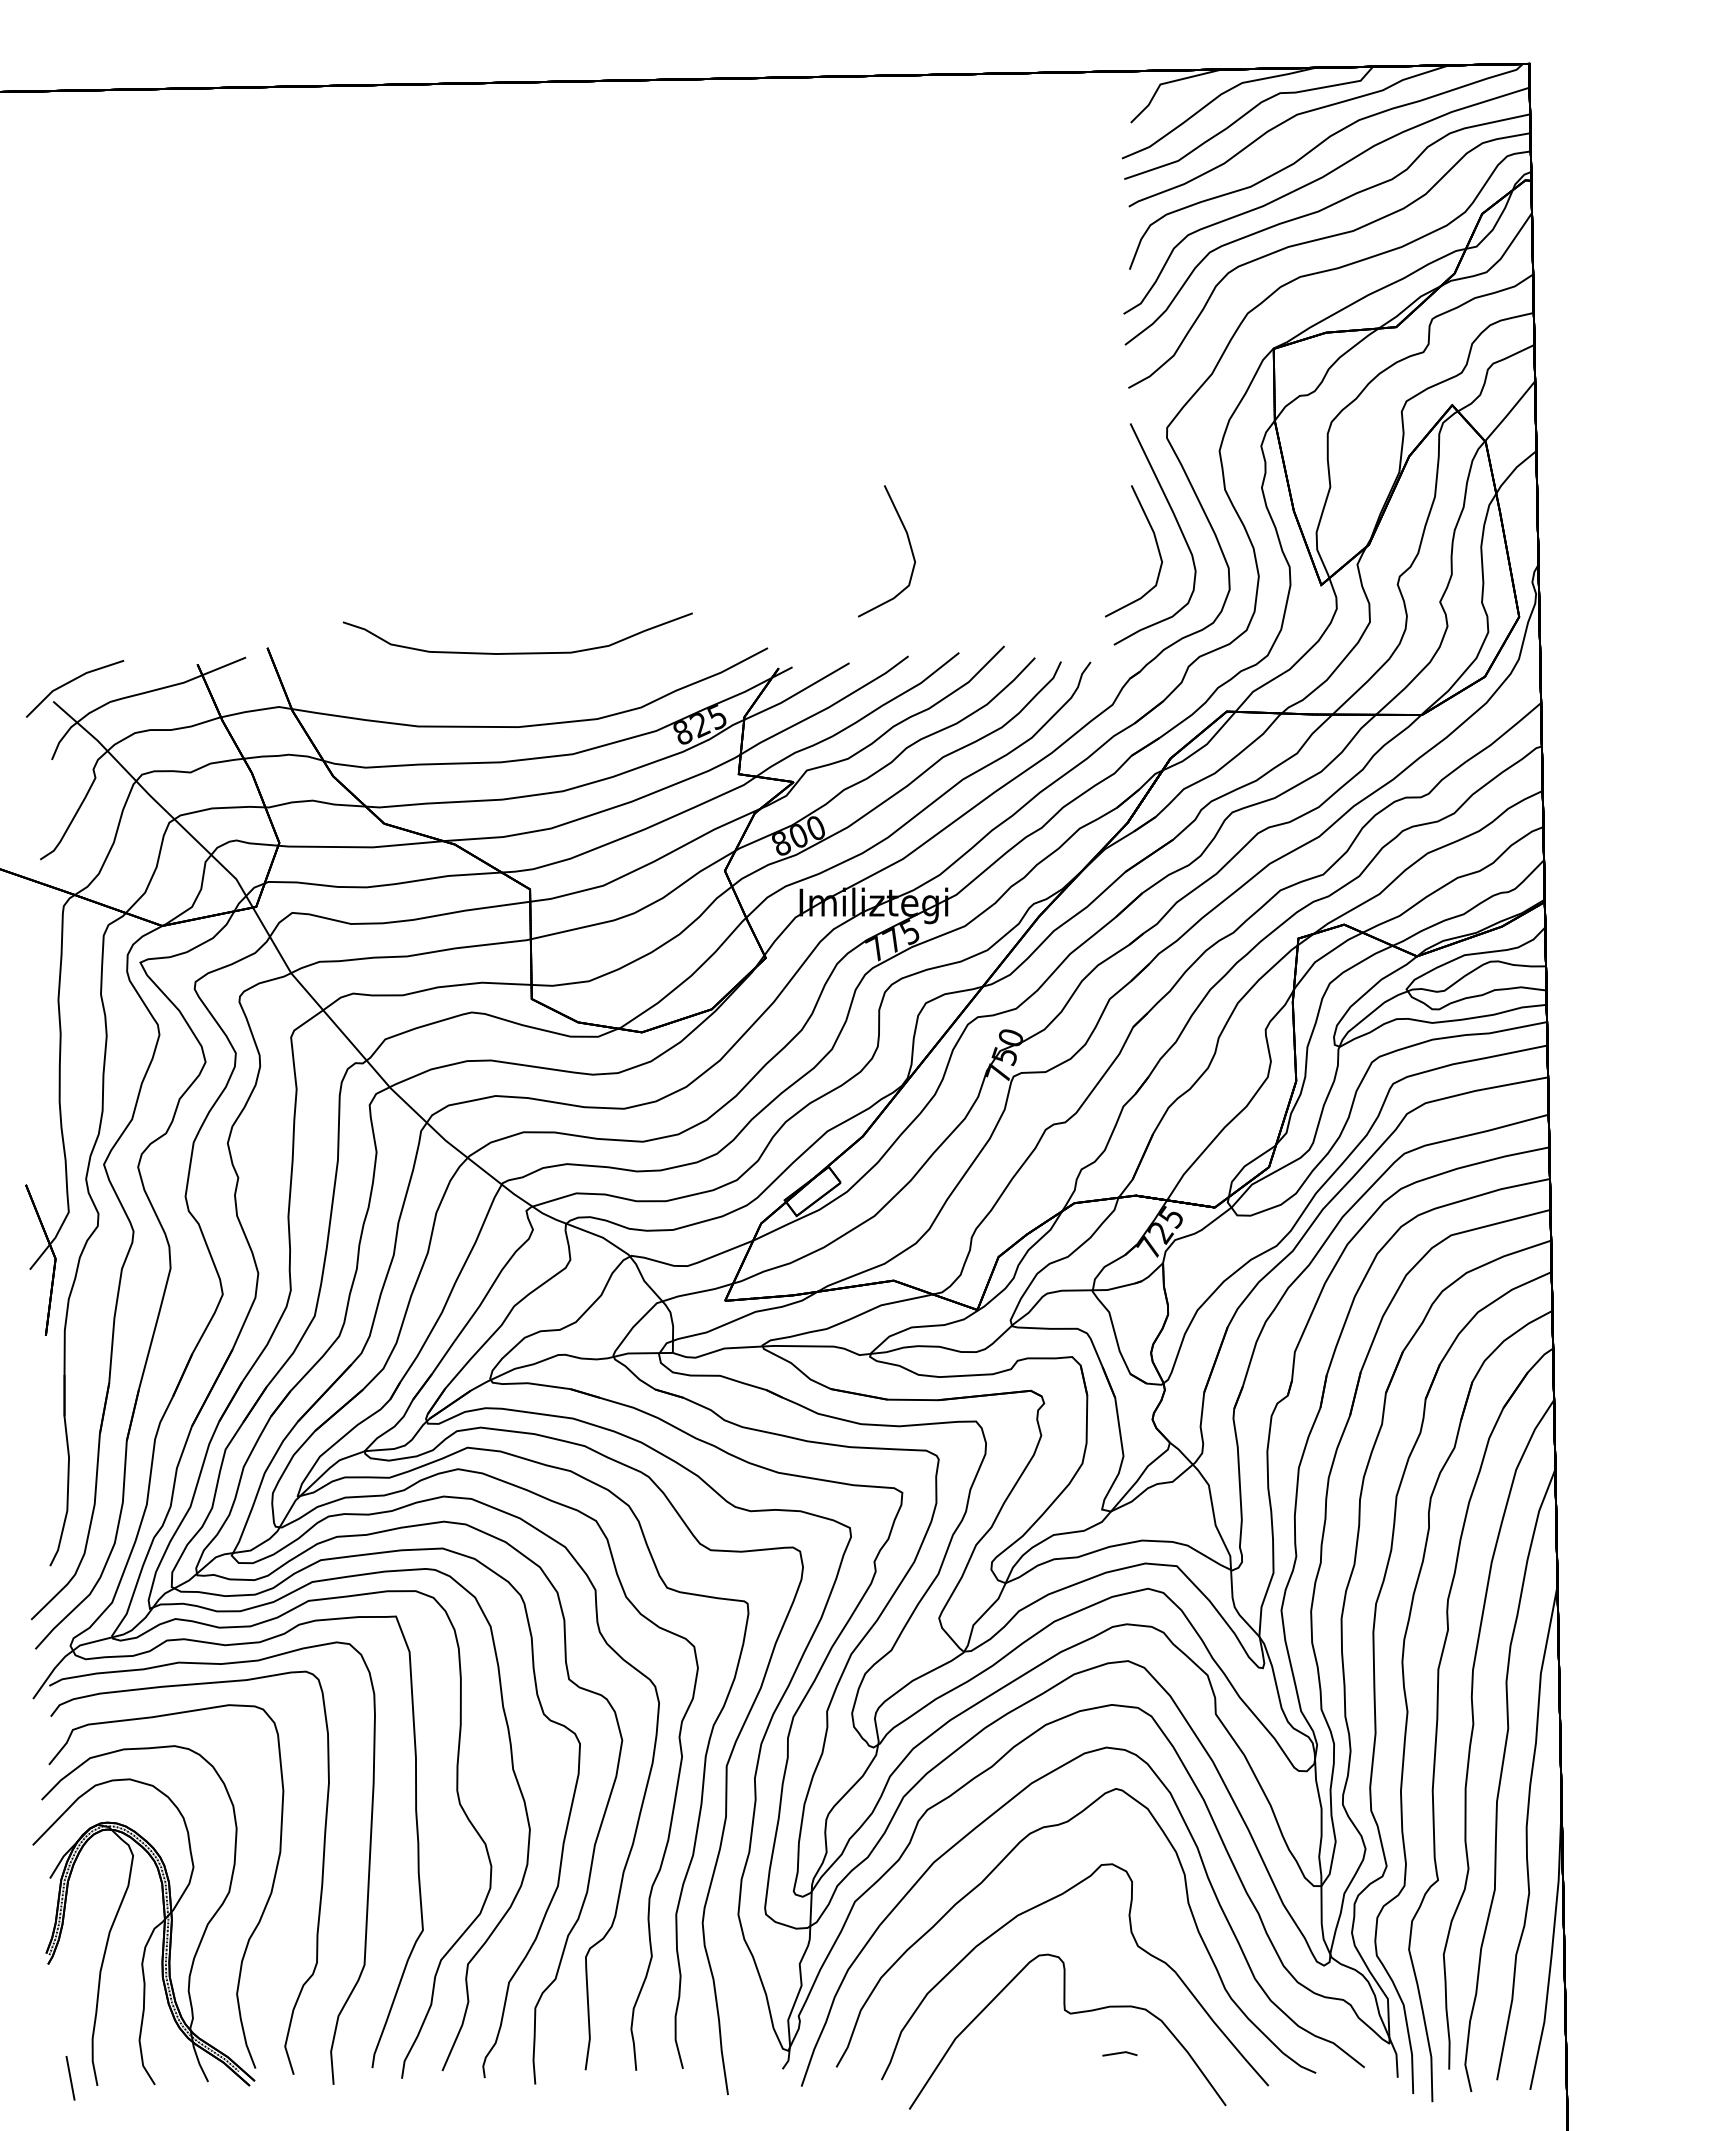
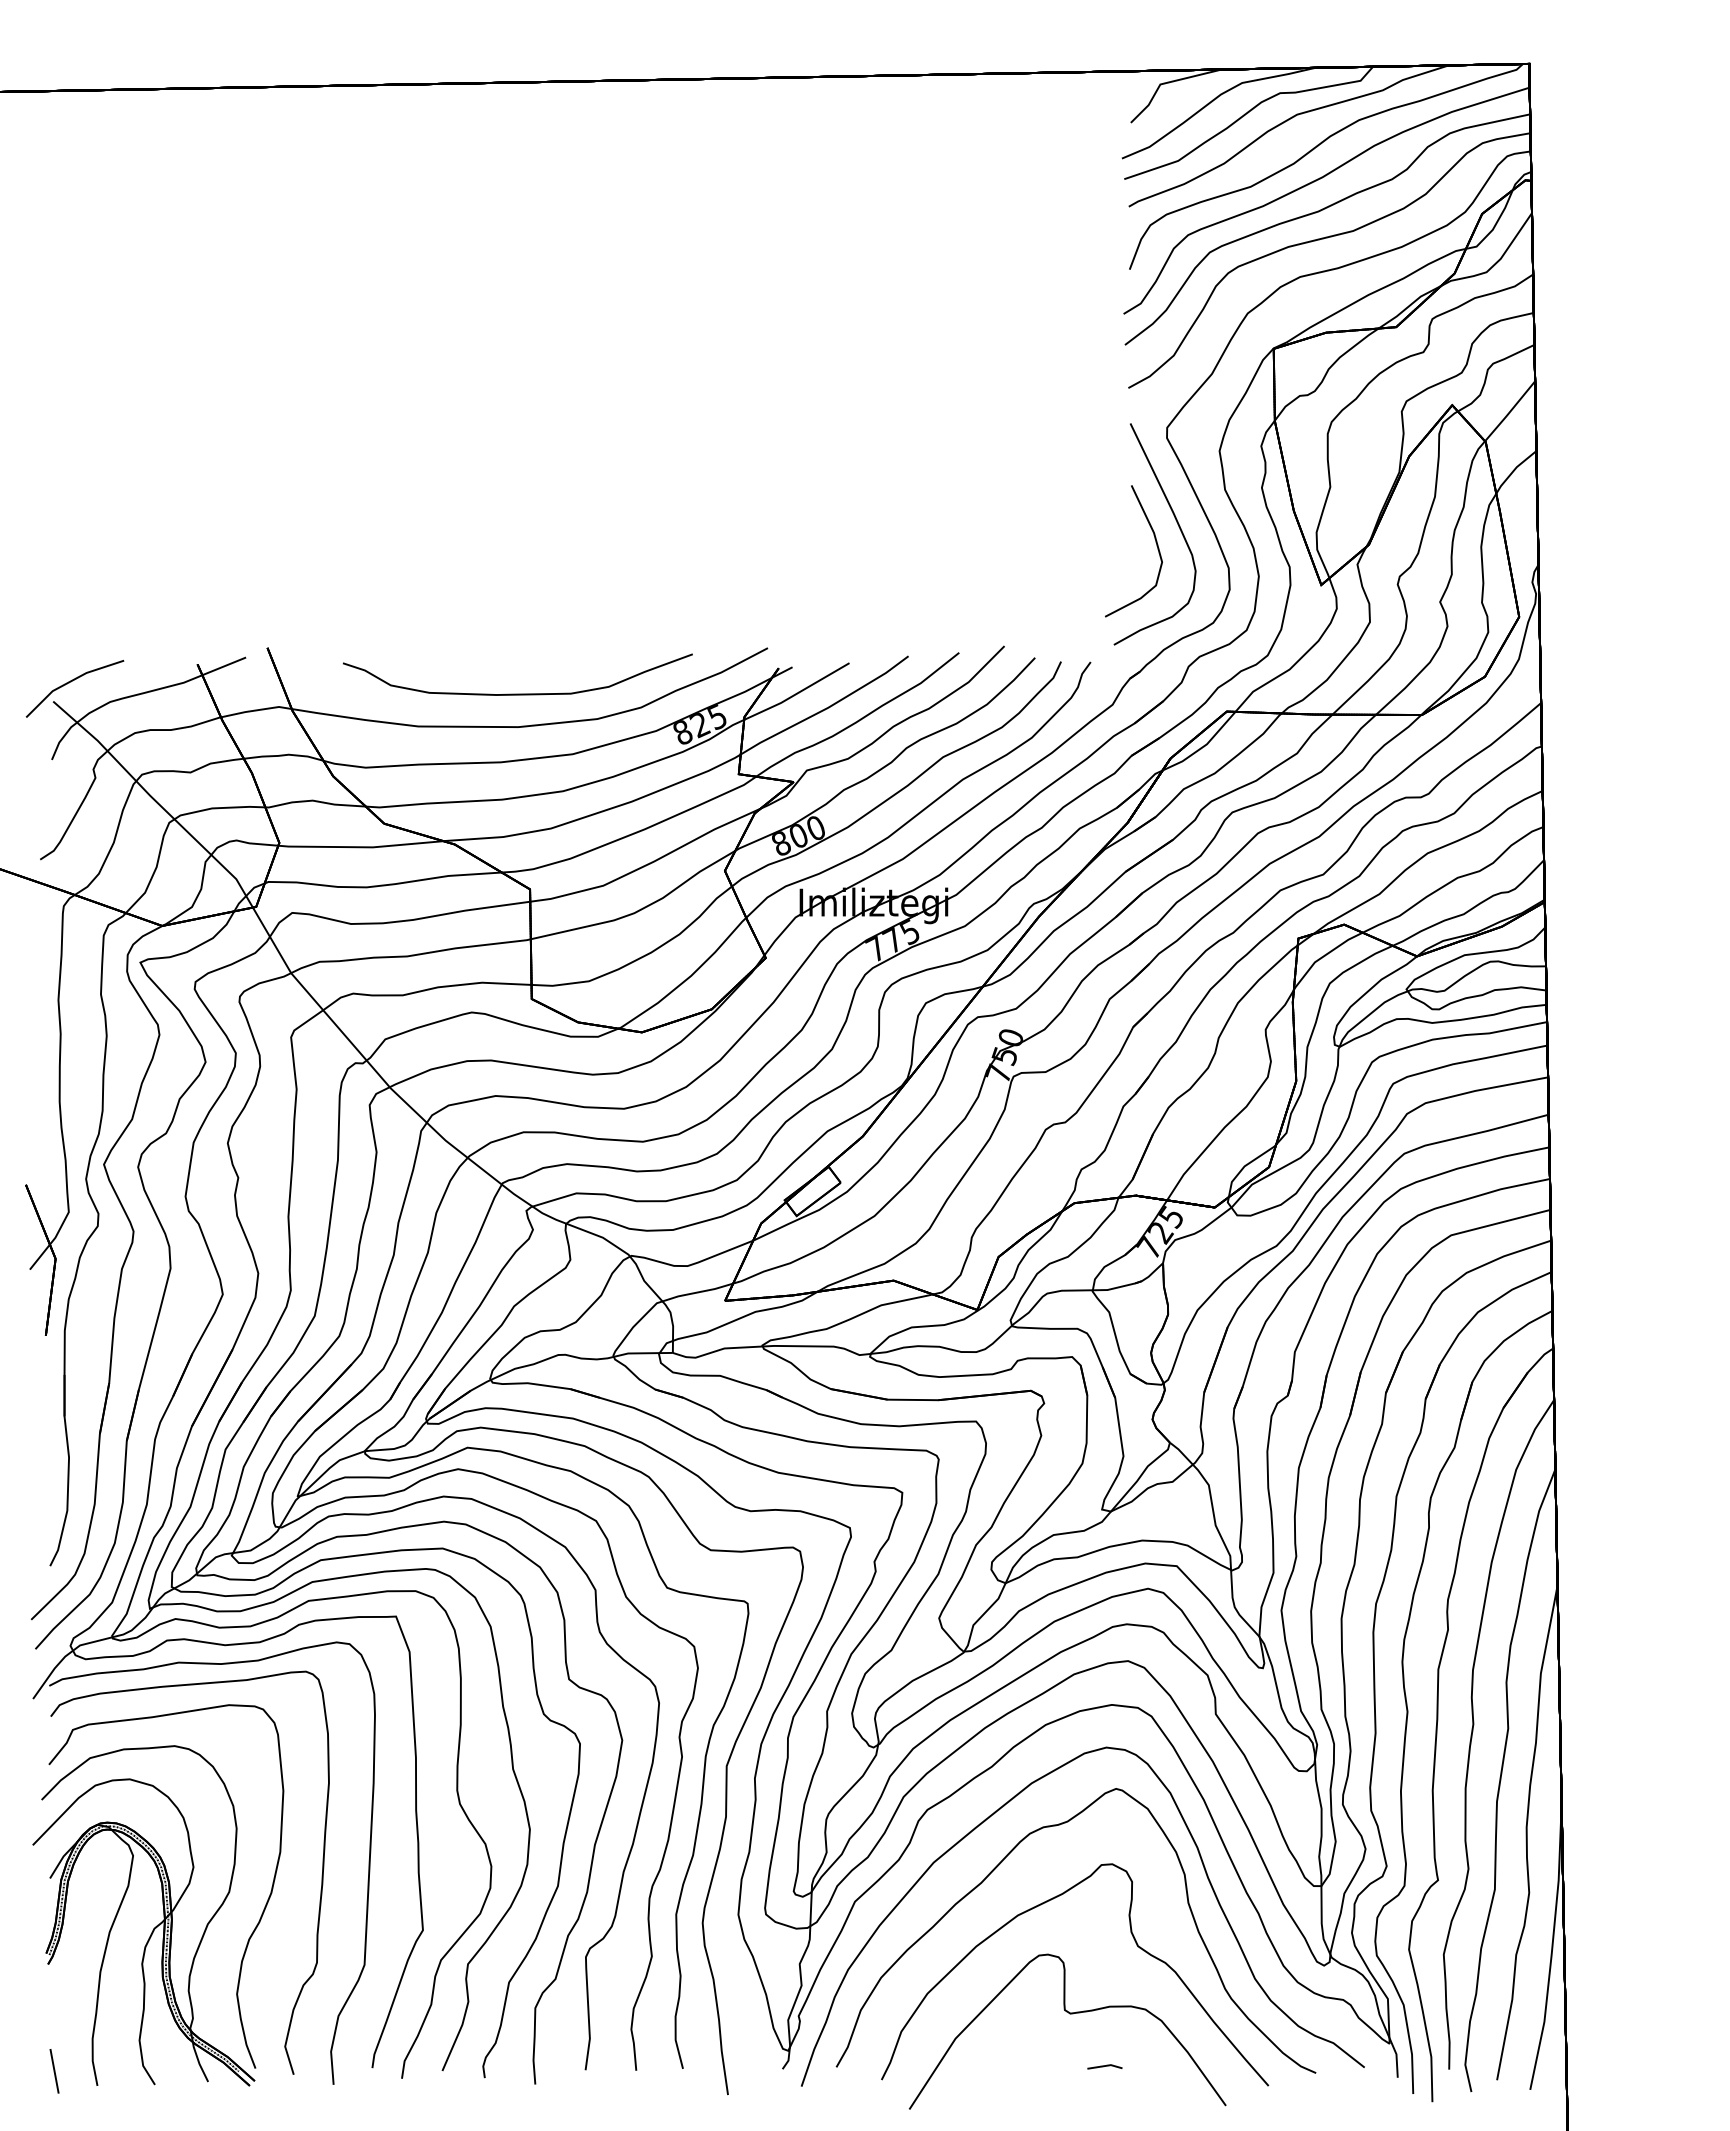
curve: present -> none (909, 546)
curve position: (517, 652) -> (517, 693) (517, 693)
line position: (1119, 2053) -> (1104, 2066) (1104, 2066)
line position: (70, 2078) -> (54, 2071) (54, 2071)
